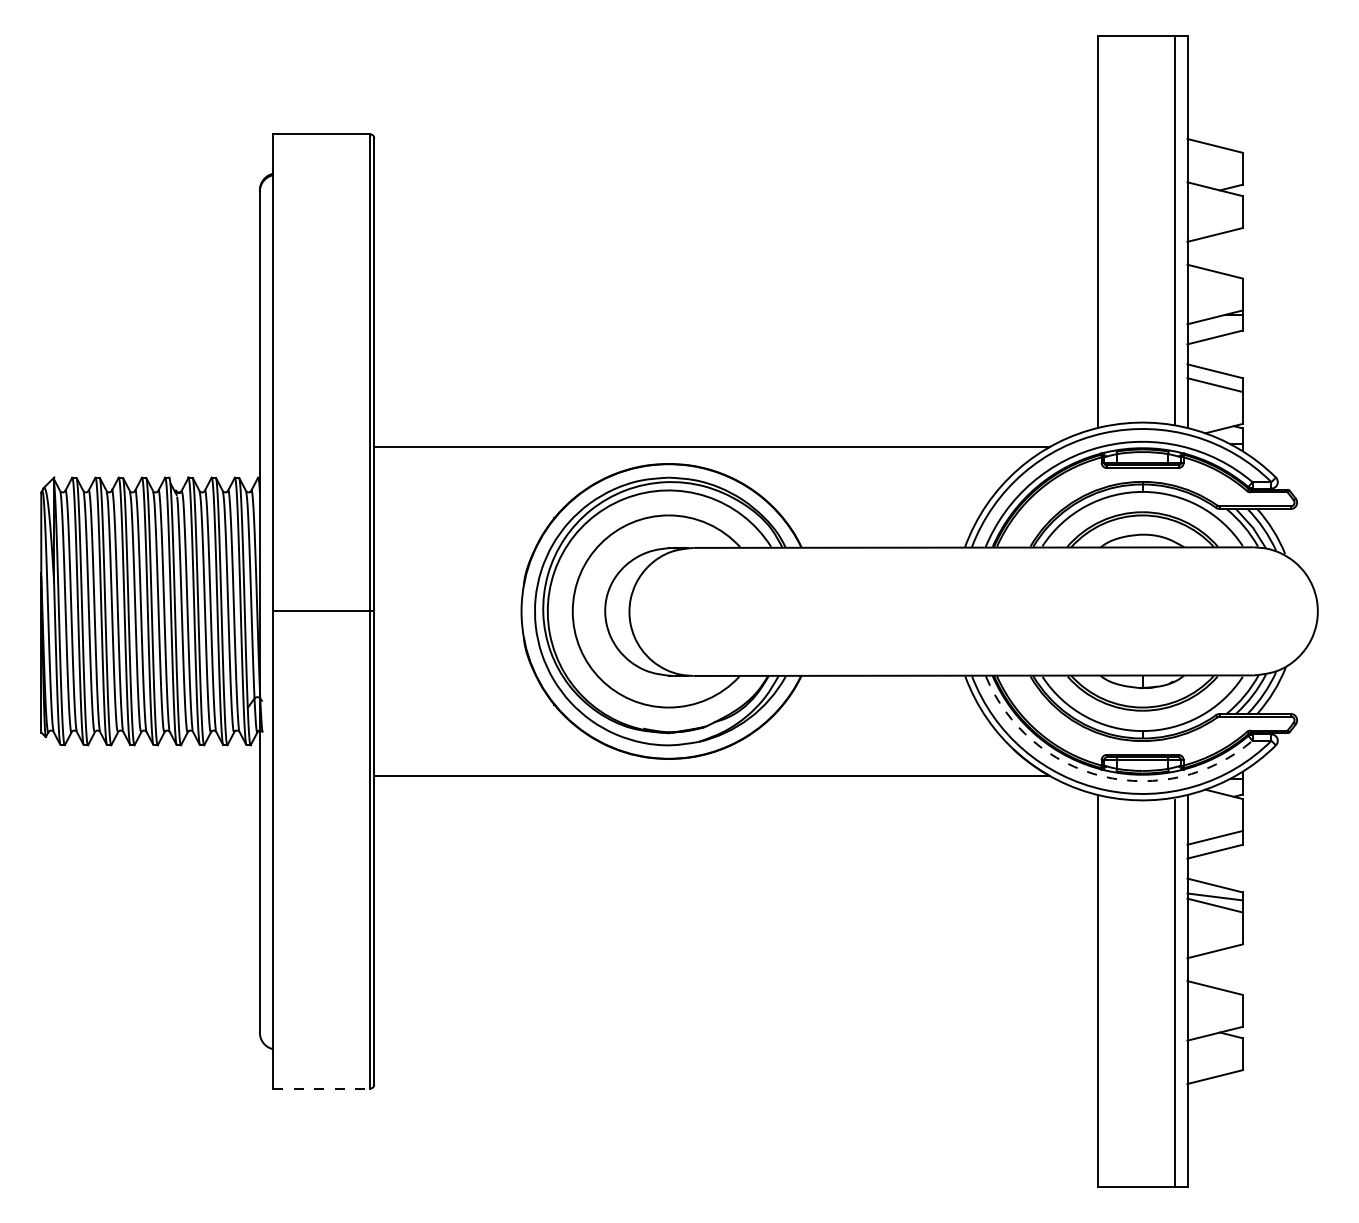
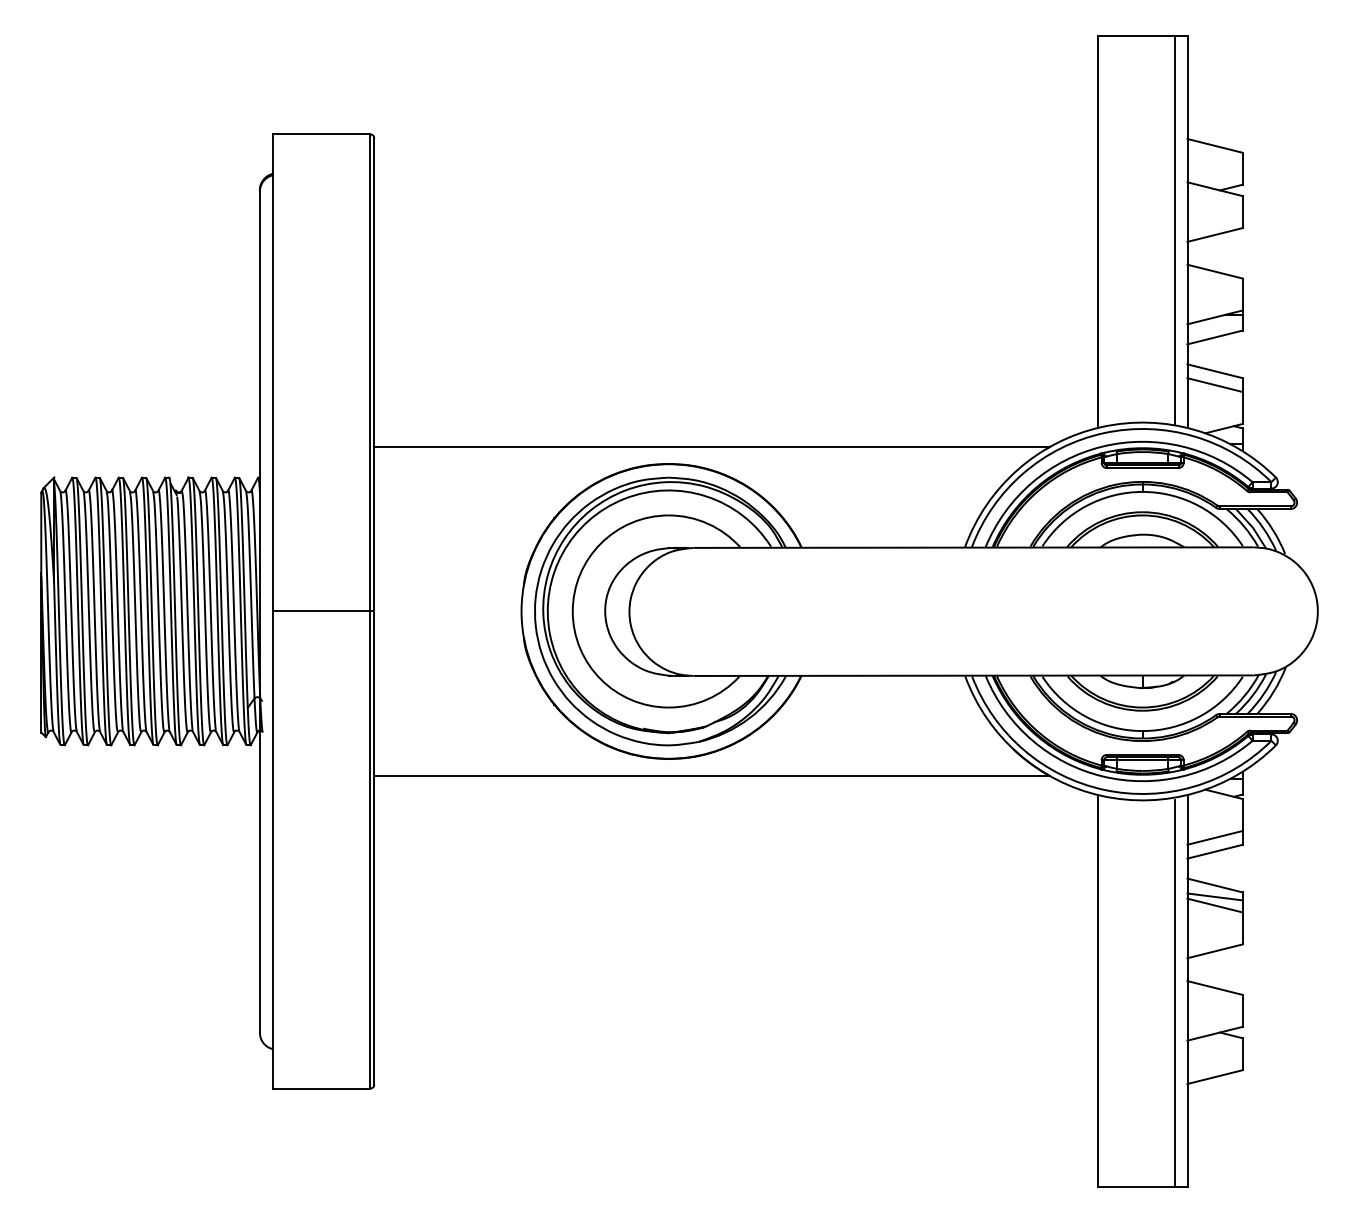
arc: dashed -> solid (1102, 776)
line: dashed -> solid (321, 1088)
